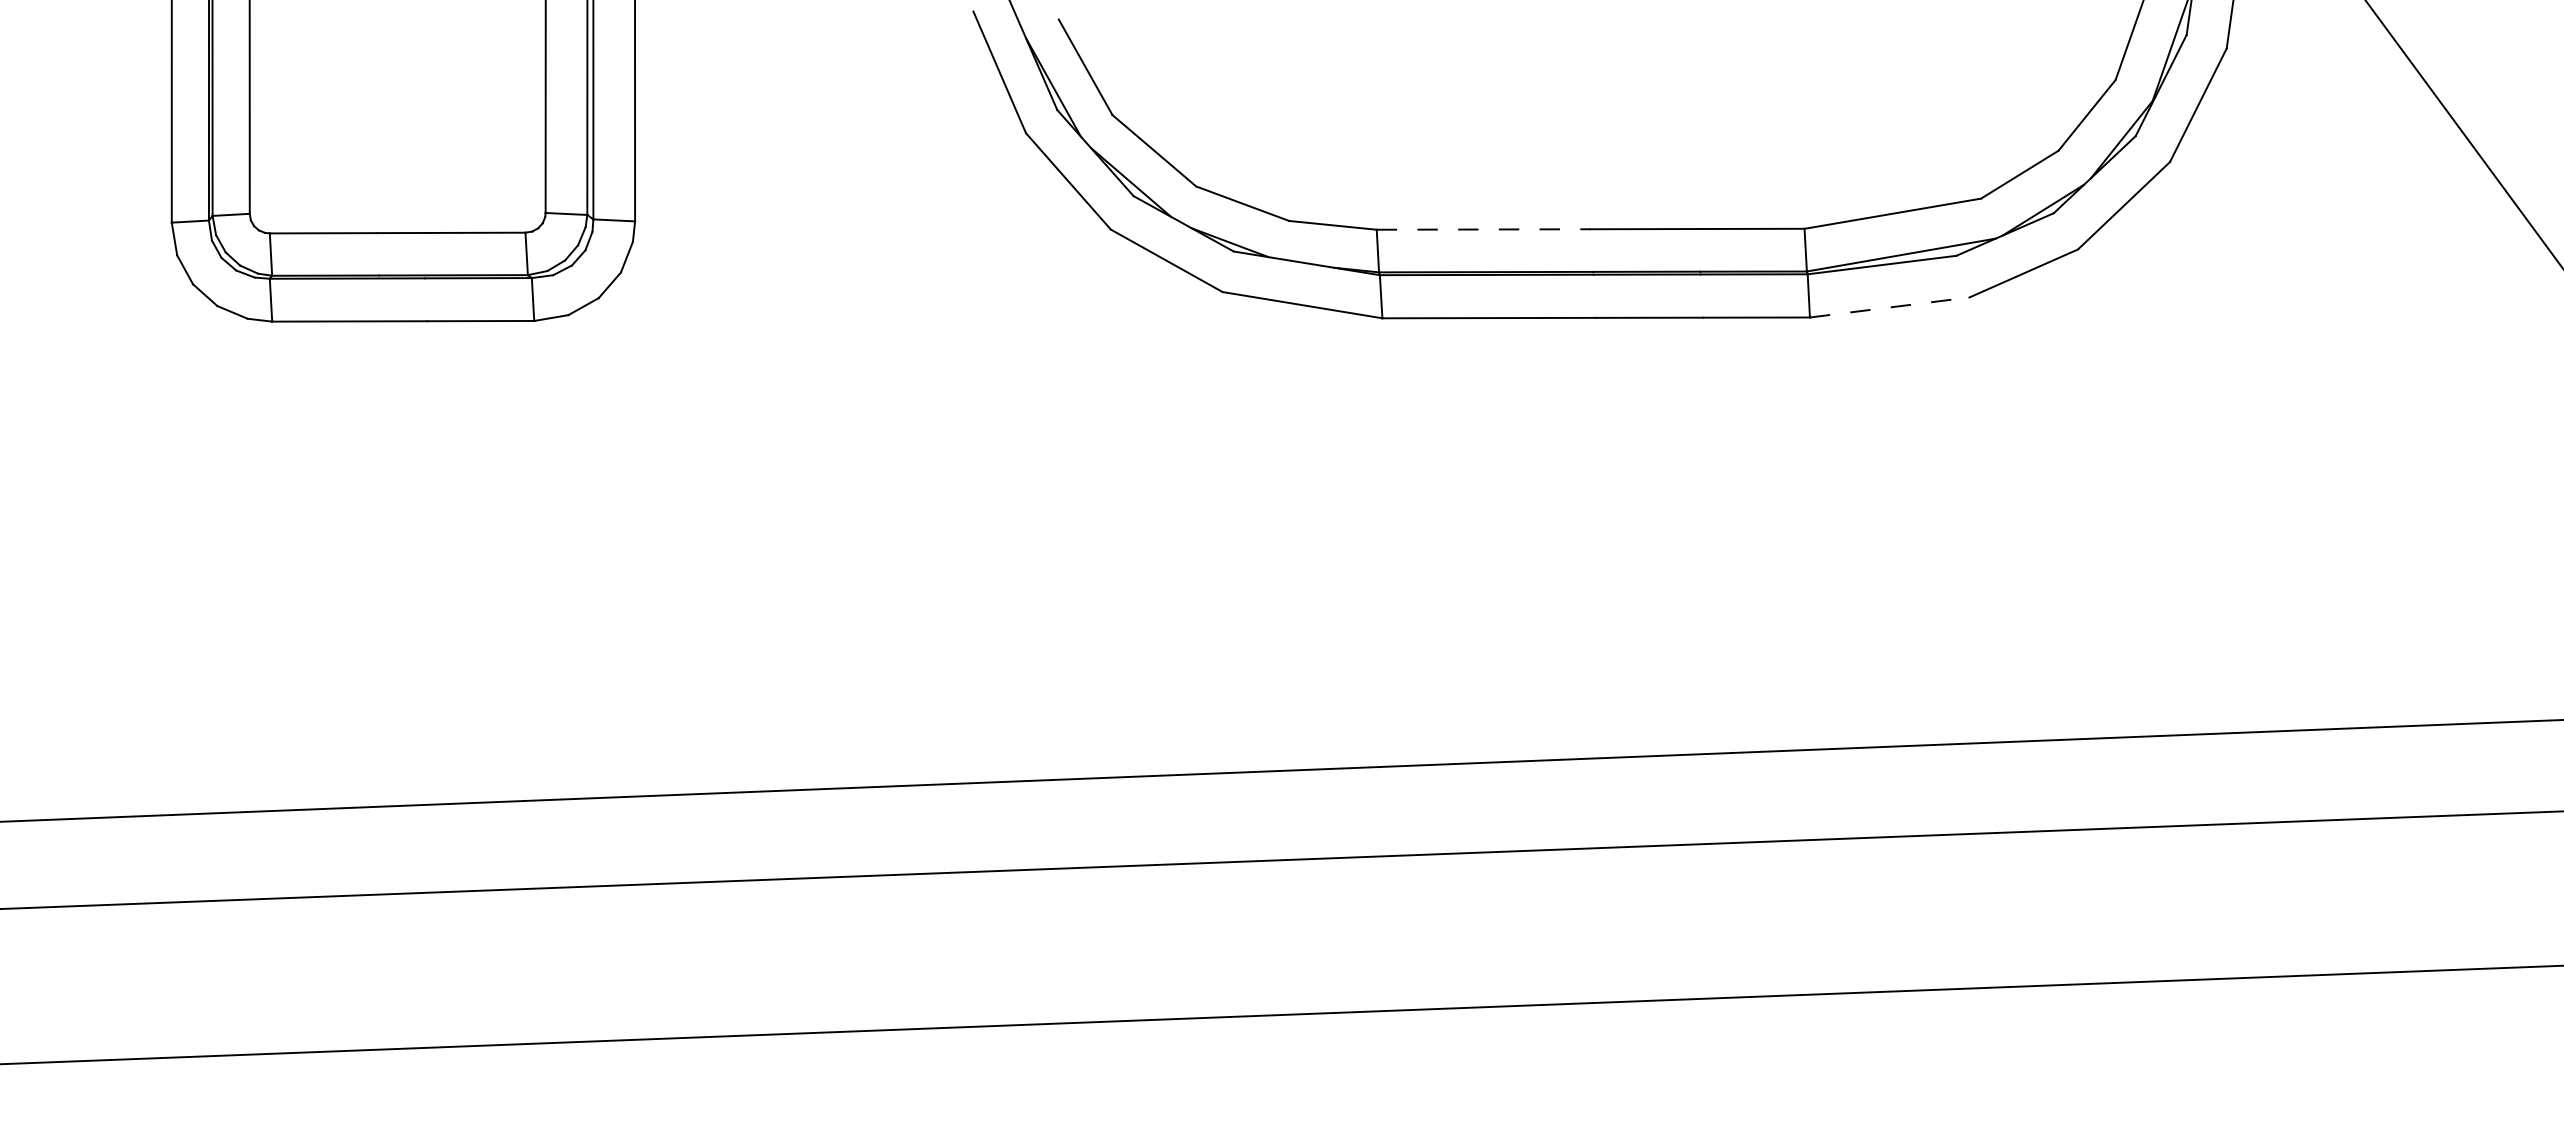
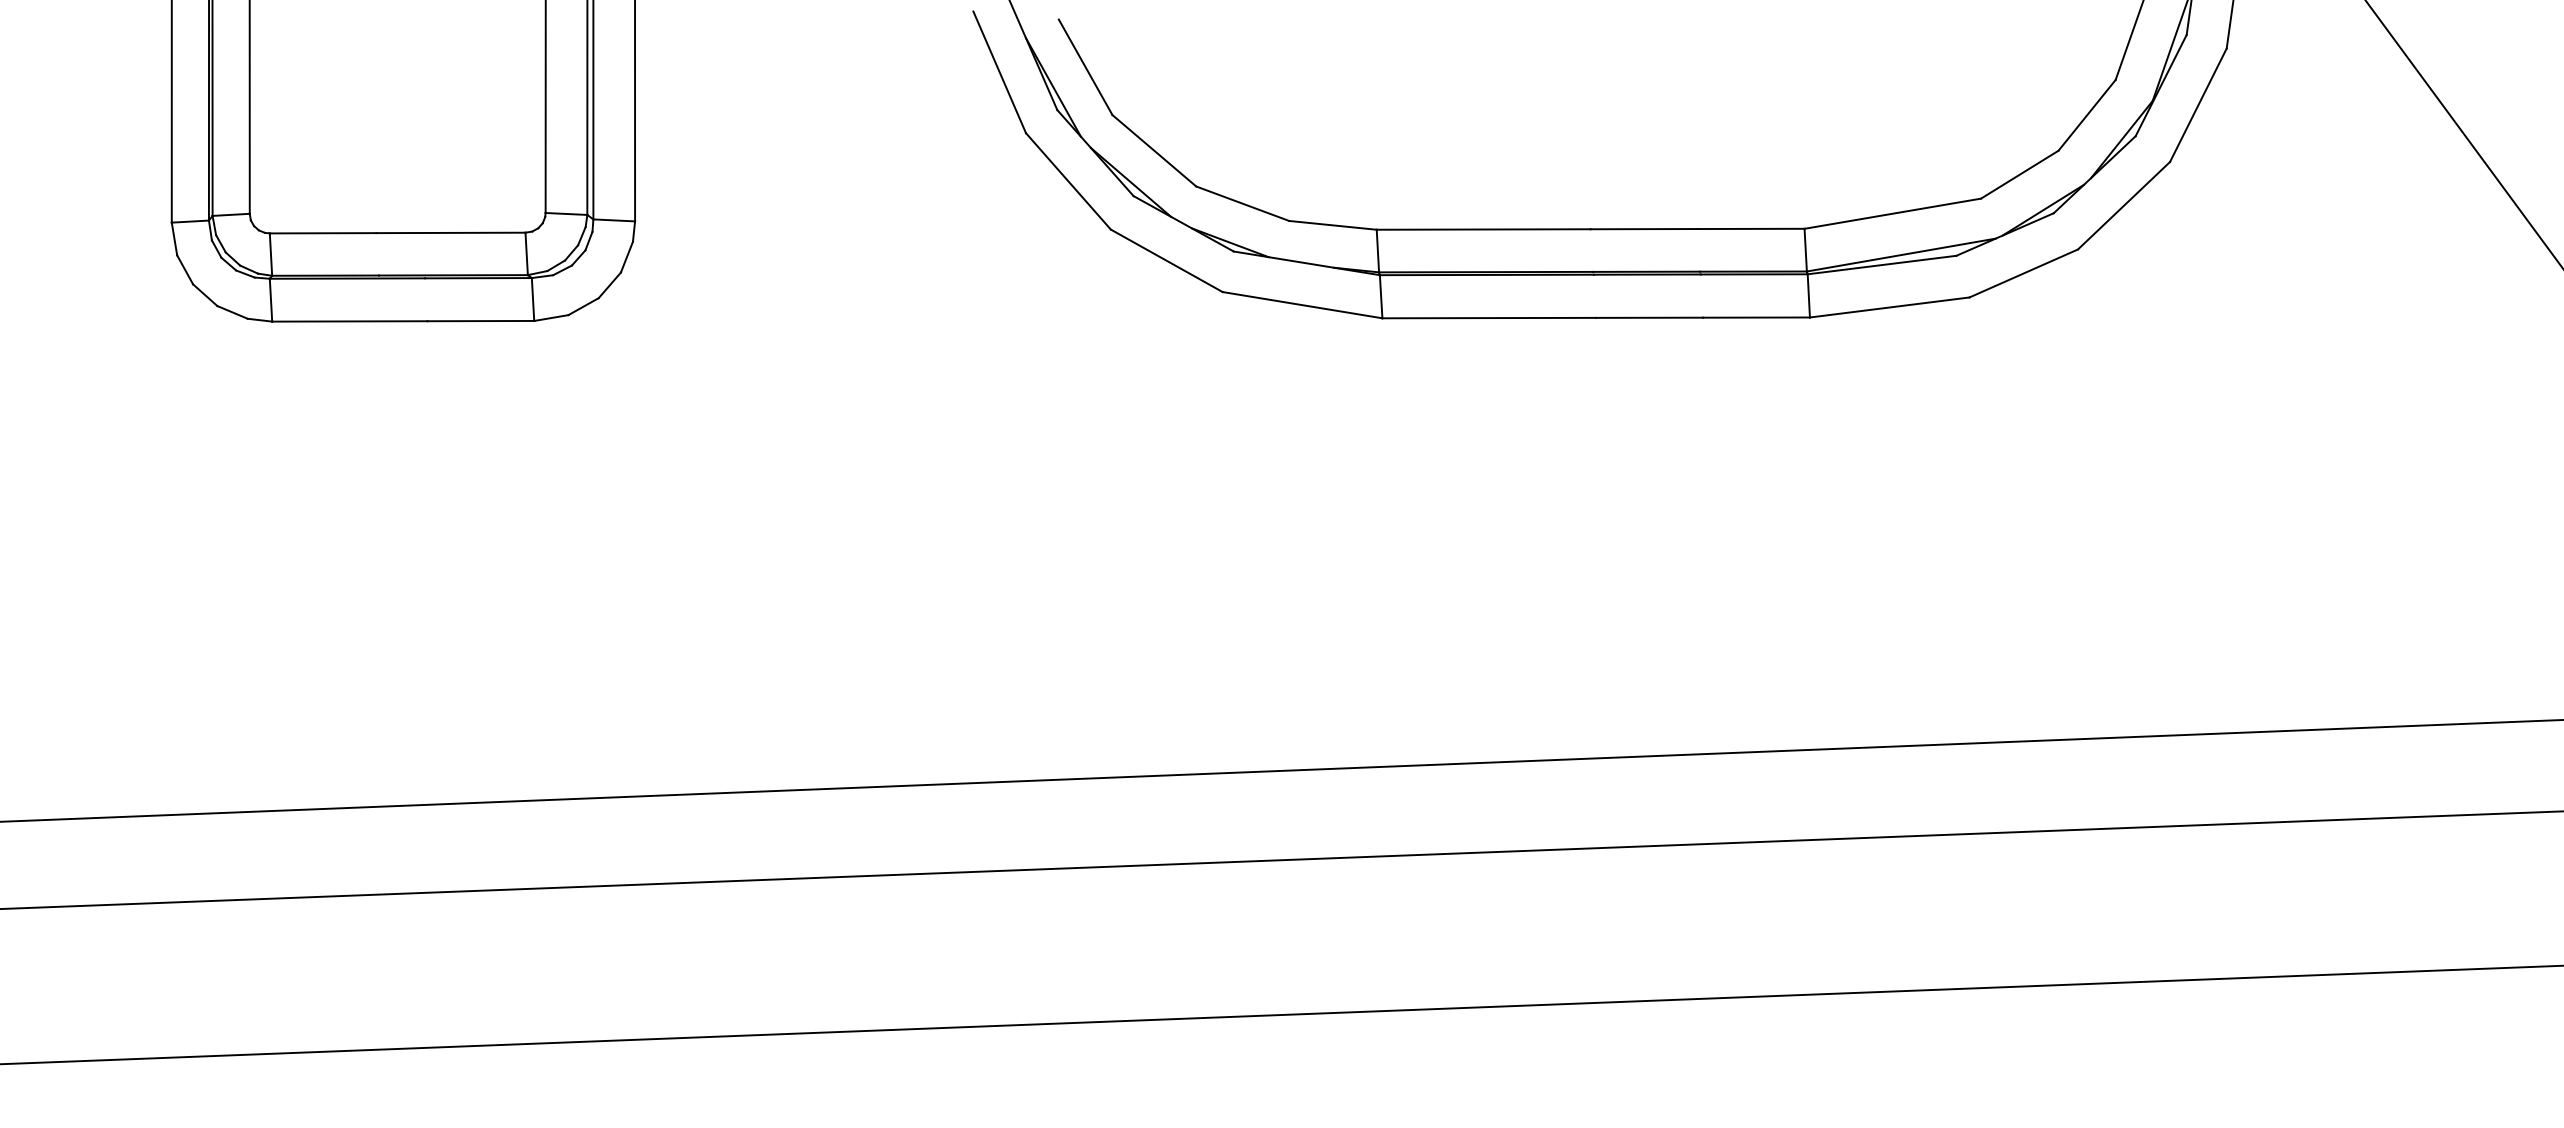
line: dashed -> solid (1483, 229)
line: dashed -> solid (1890, 307)
